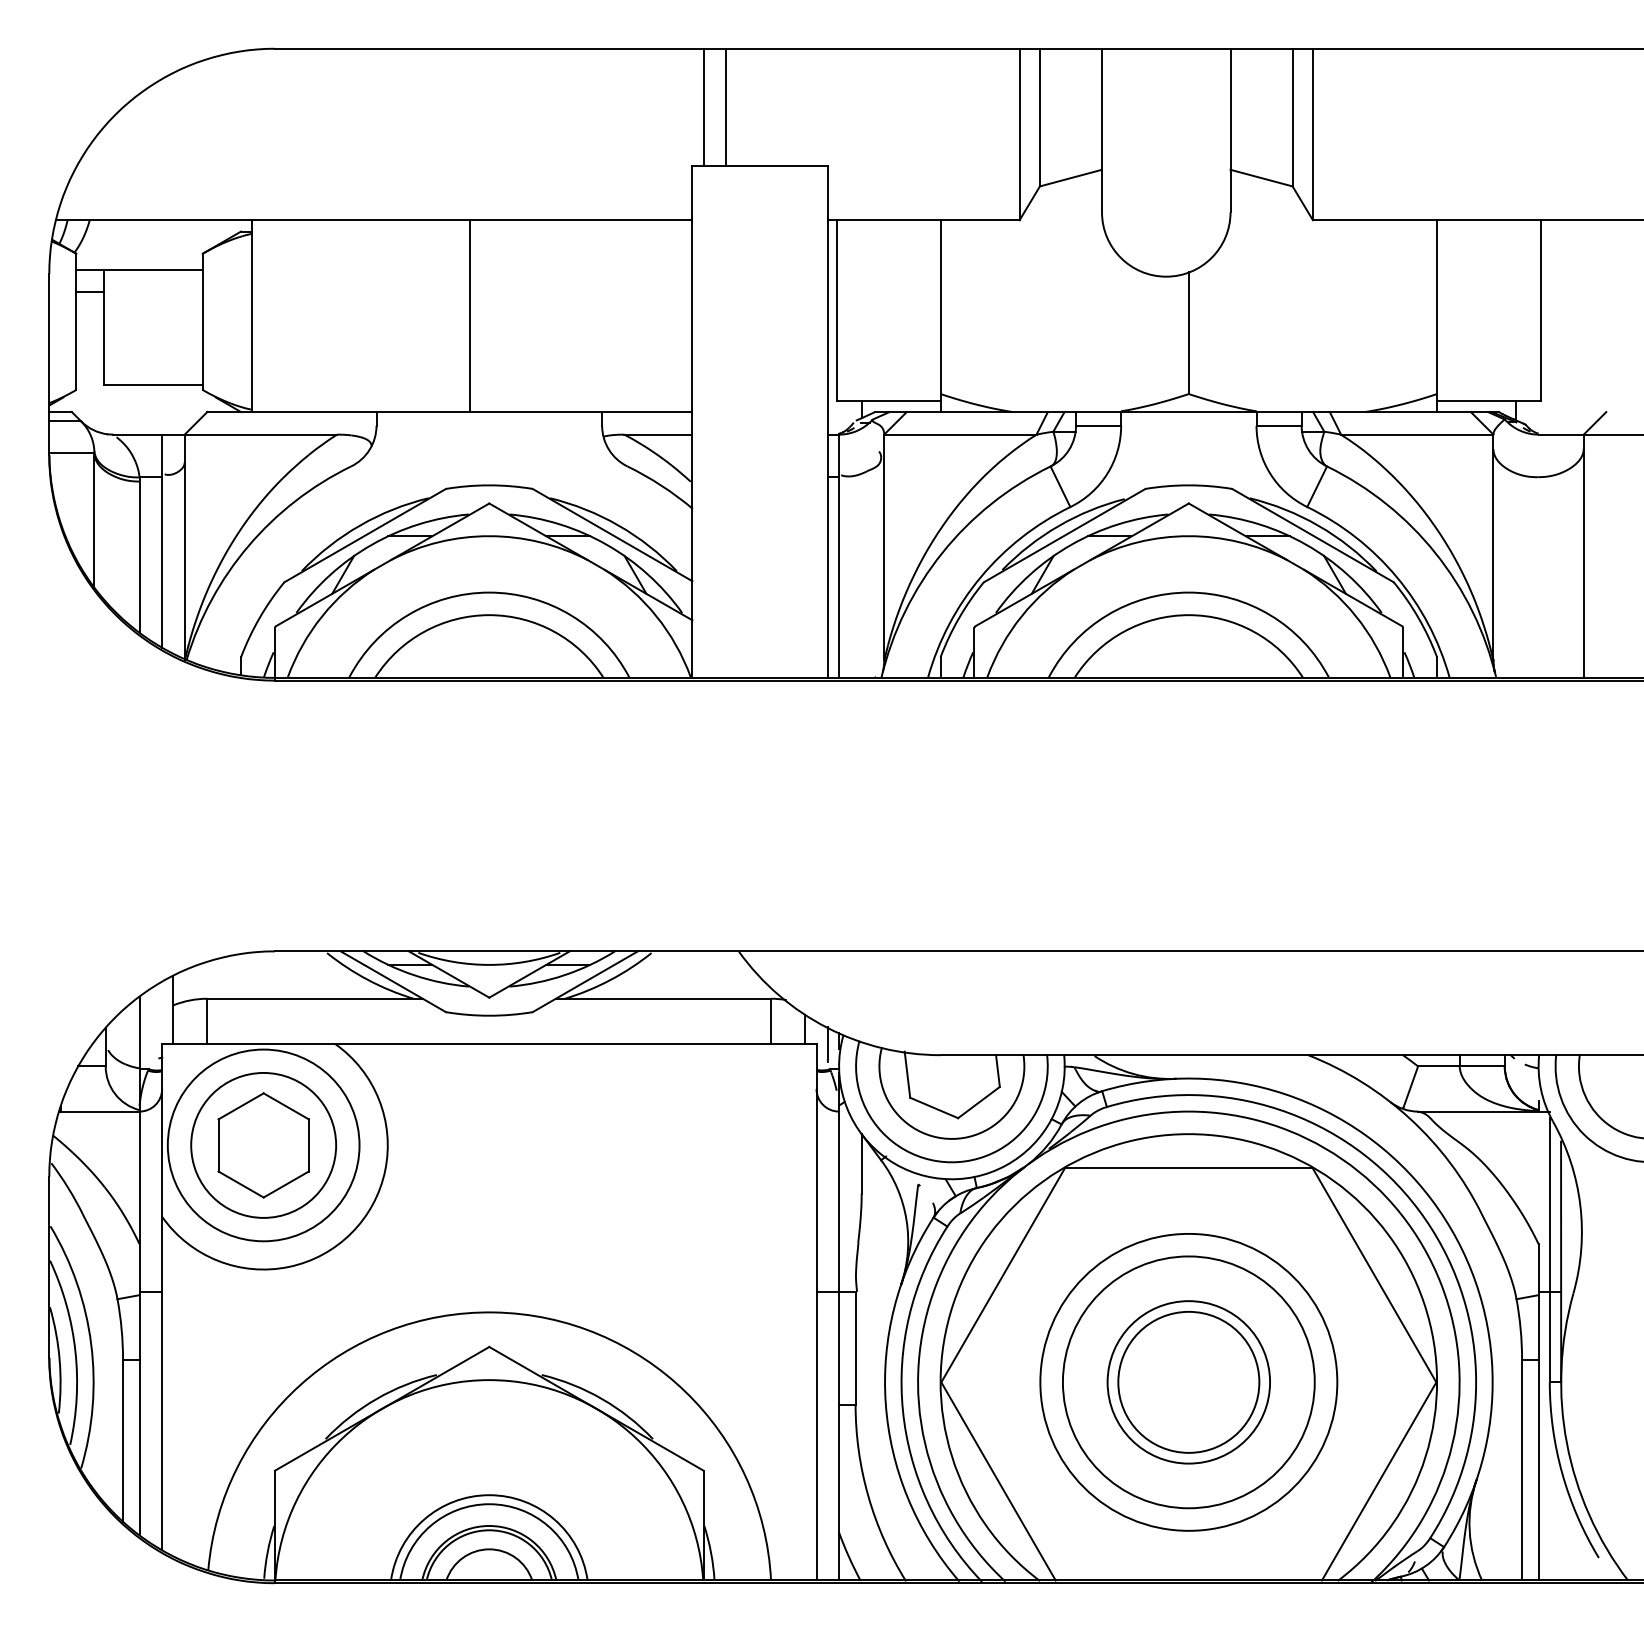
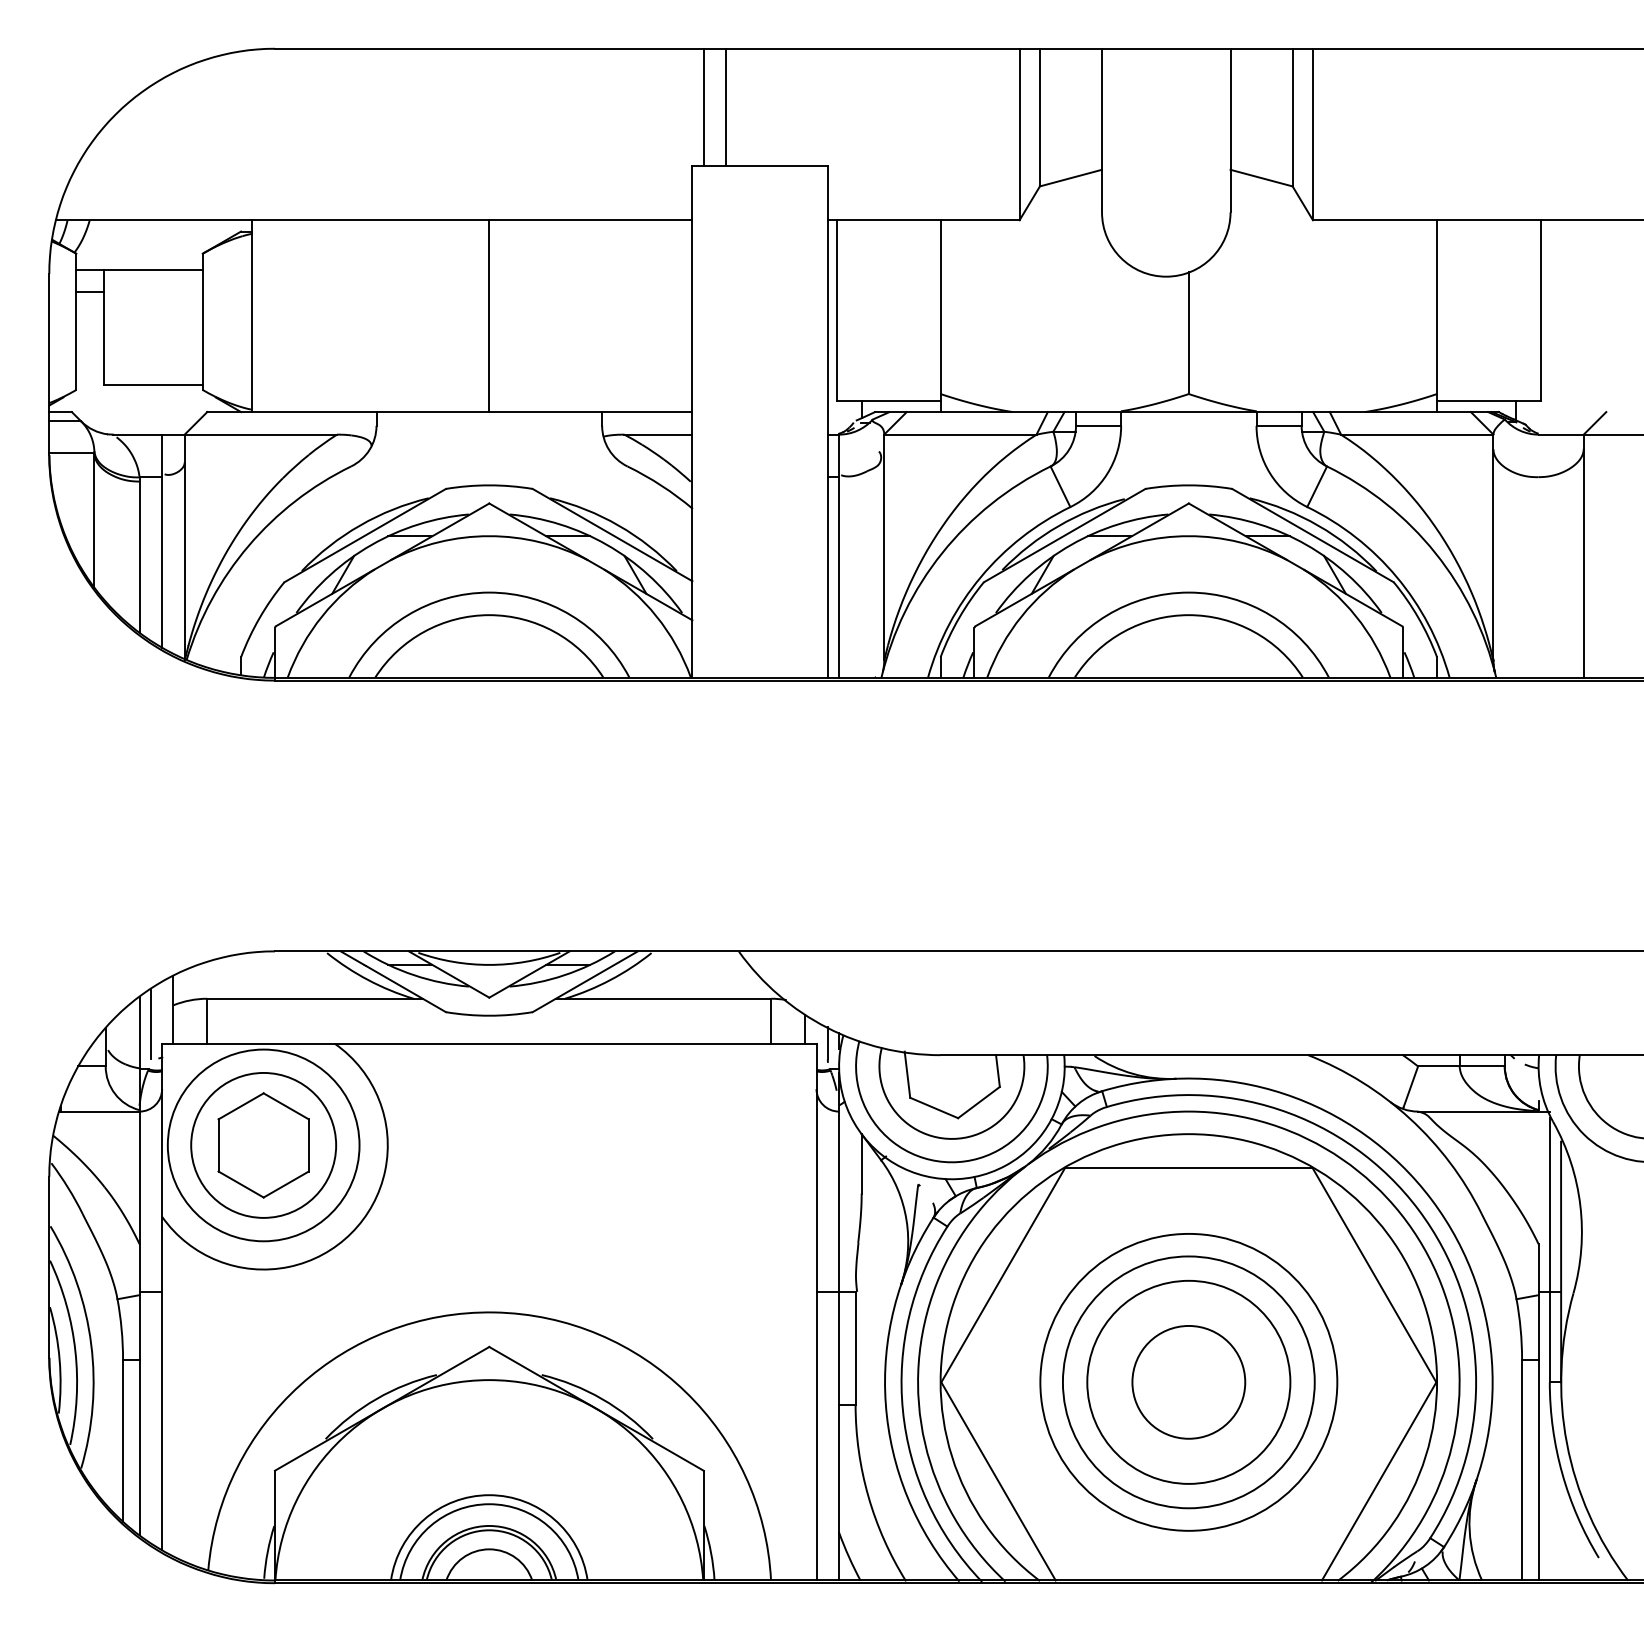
line position: (470, 316) -> (489, 316) (489, 316)
line: none -> present (150, 1023)
circle diameter: 141 px -> 113 px (1188, 1381)
circle diameter: 162 px -> 203 px (1188, 1381)
